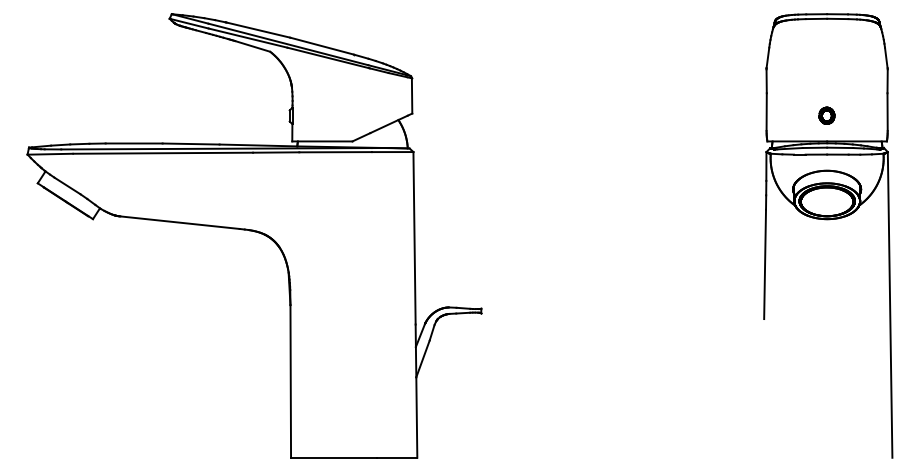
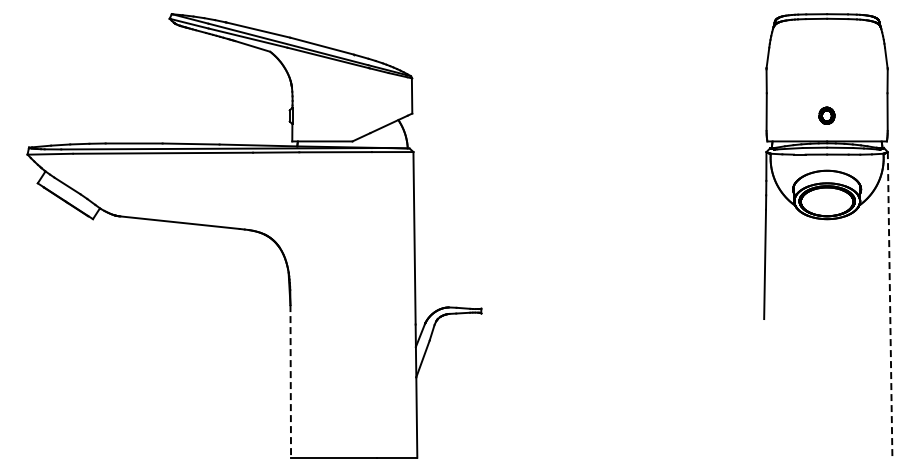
line: solid -> dashed (890, 304)
line: solid -> dashed (290, 381)
